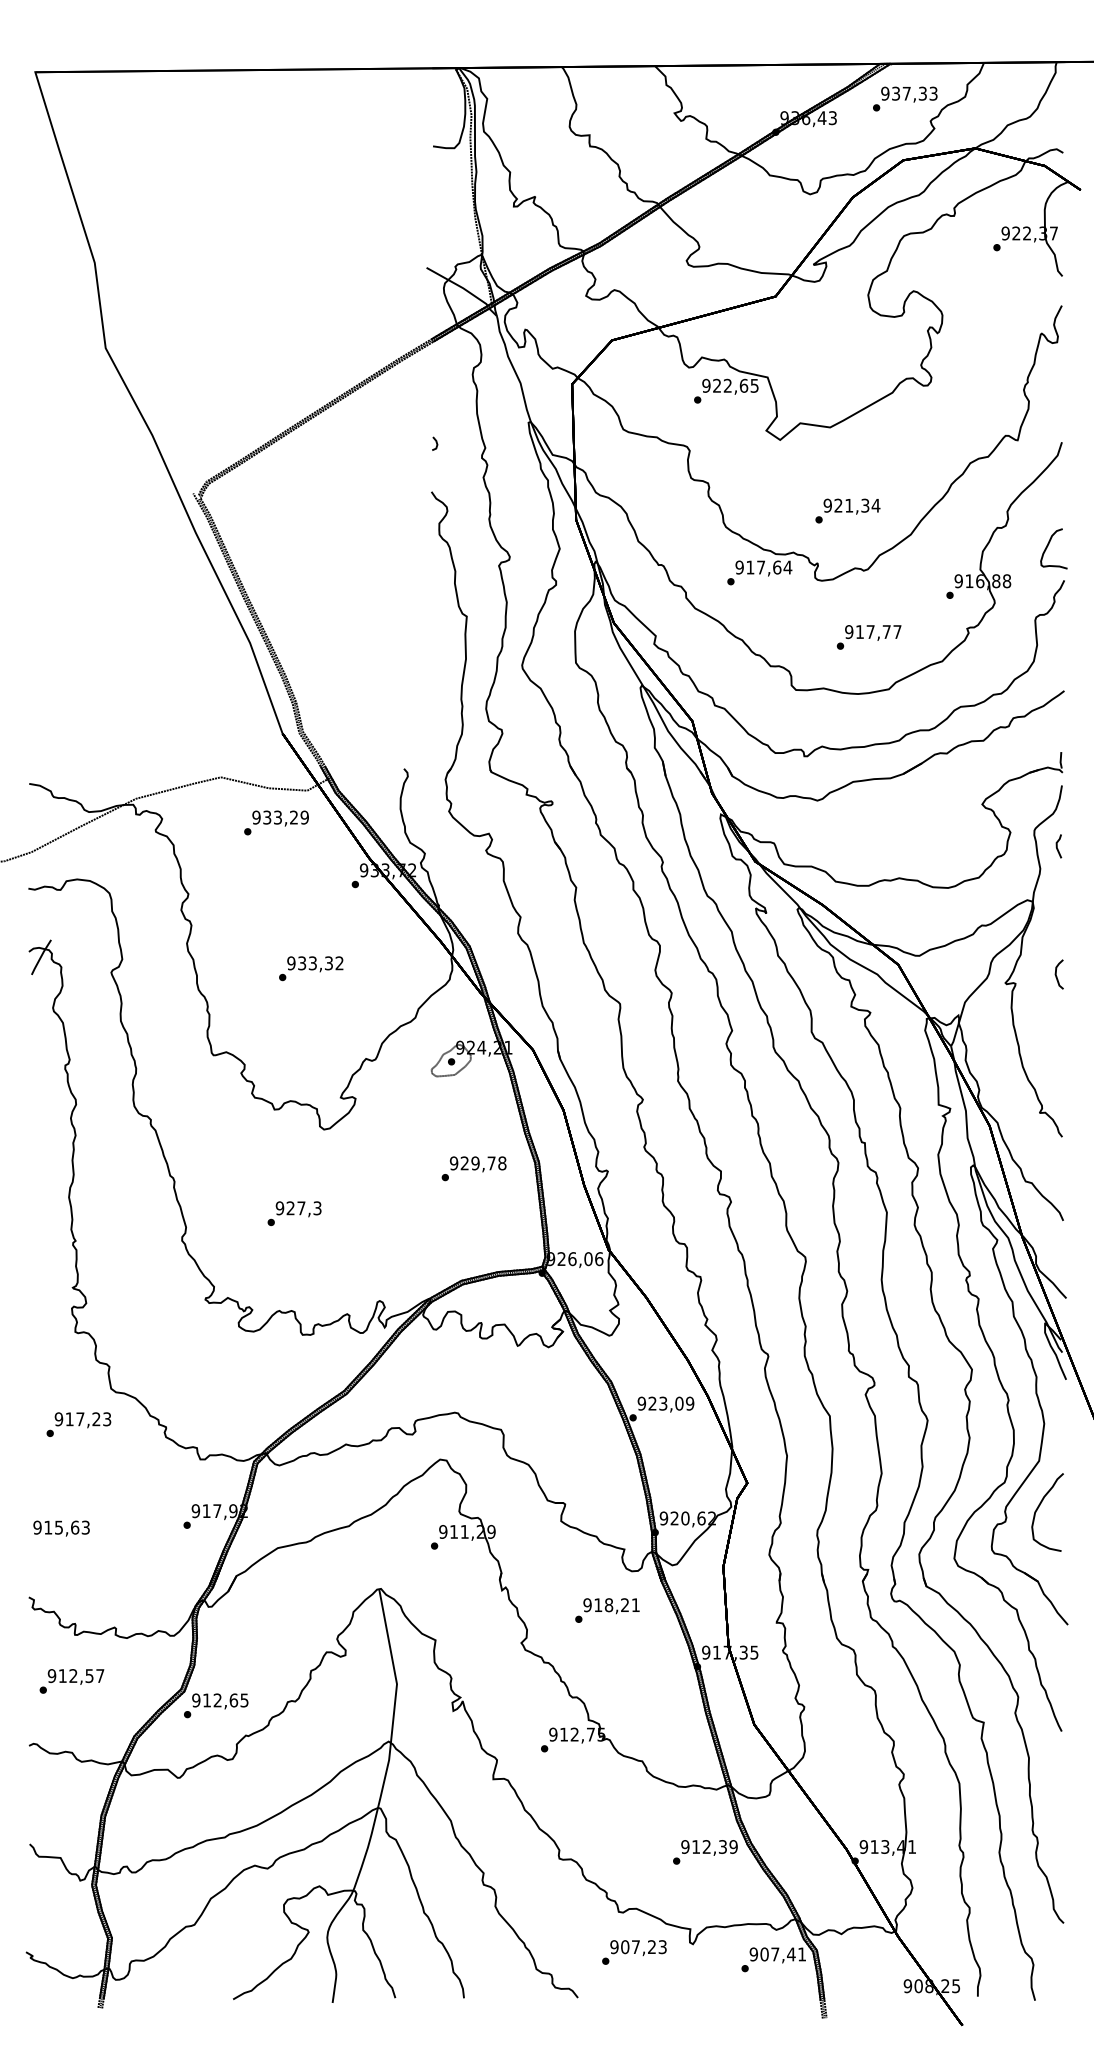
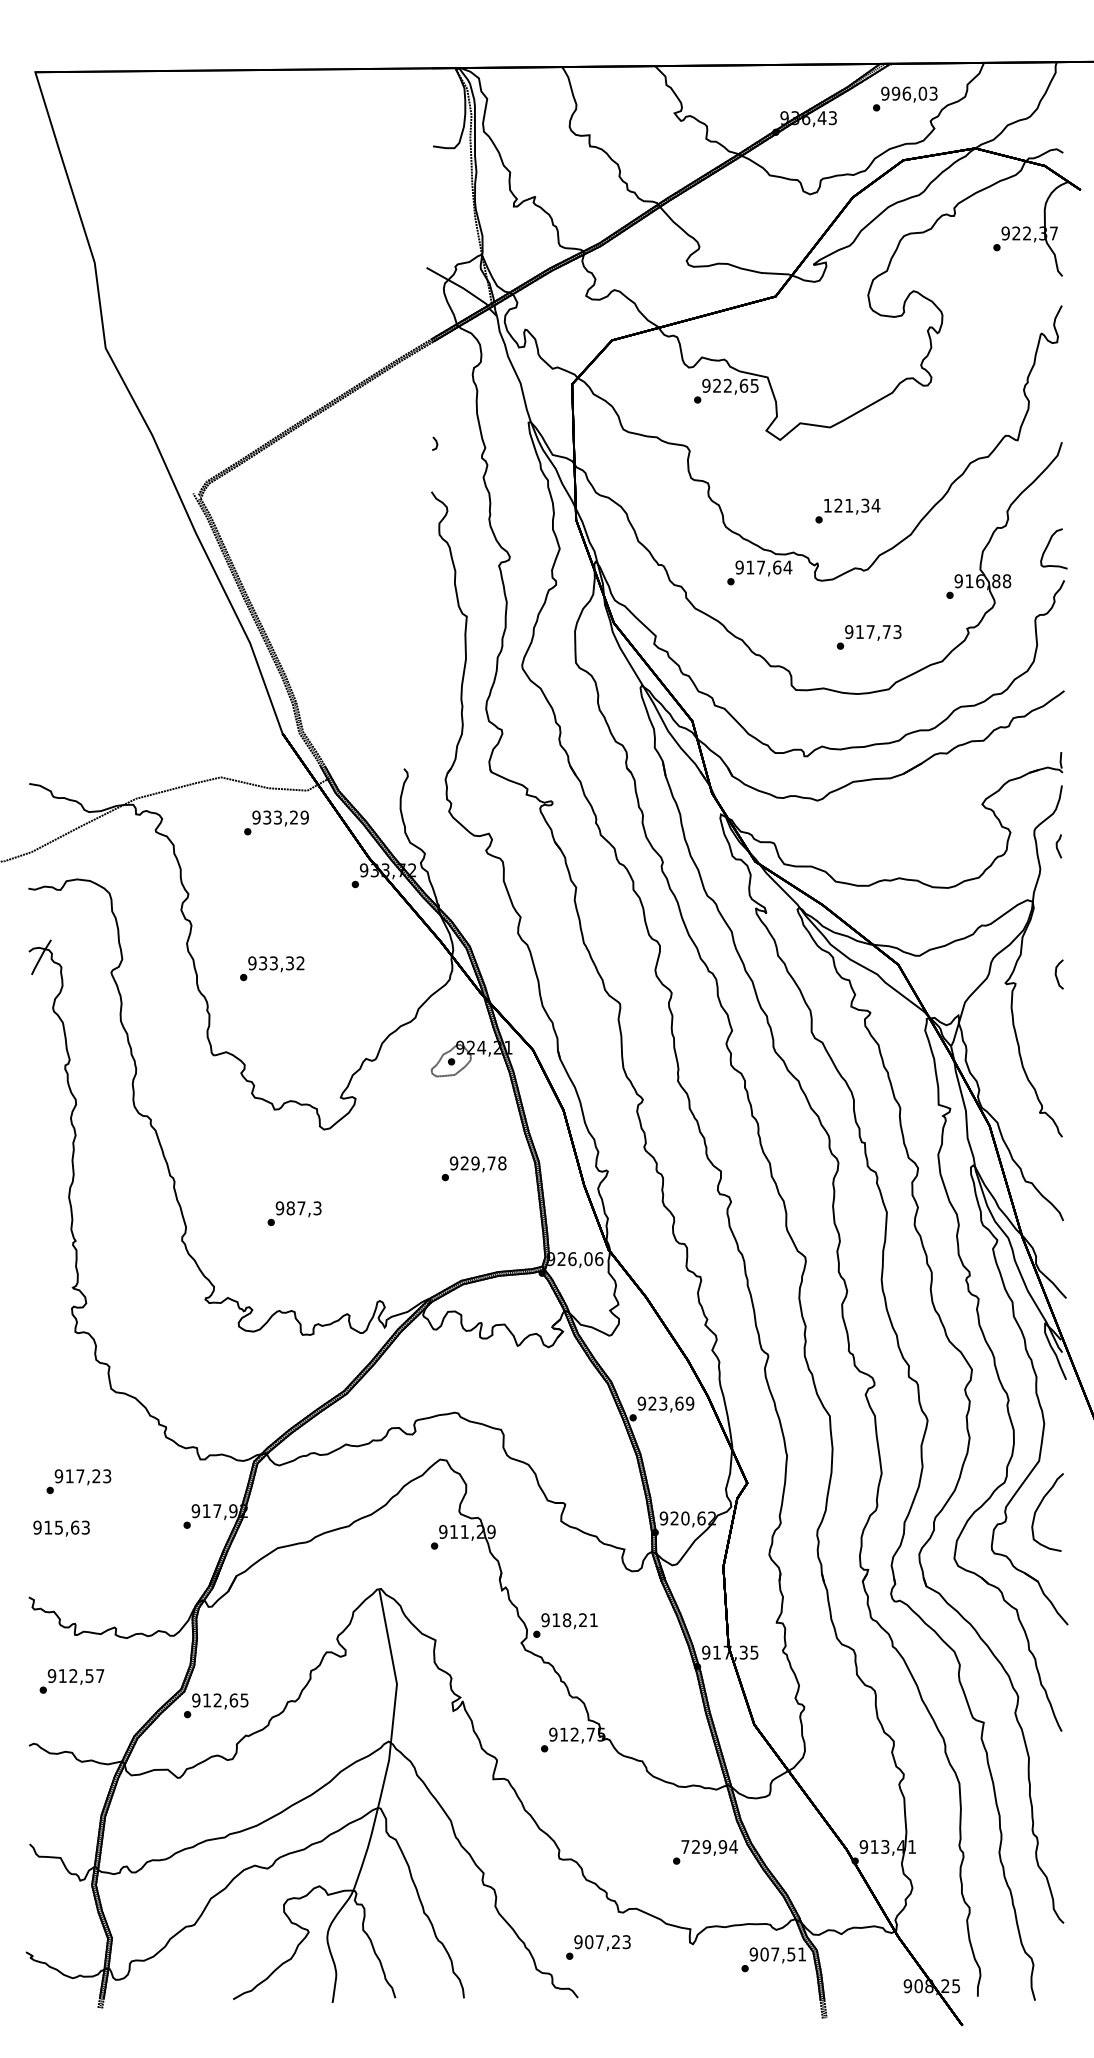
text: 937,33 -> 996,03 (909, 93)
text: 921,34 -> 121,34 (827, 505)
text: 917,77 -> 917,73 (897, 632)
text position: (311, 968) -> (272, 968) (272, 968)
text: 927,3 -> 987,3 (290, 1208)
text: 923,09 -> 923,69 (679, 1403)
text position: (78, 1424) -> (78, 1481) (78, 1481)
text position: (607, 1610) -> (565, 1625) (565, 1625)
text: 912,39 -> 729,94 (709, 1846)
text position: (634, 1952) -> (598, 1947) (598, 1947)
text: 907,41 -> 907,51 (791, 1954)
